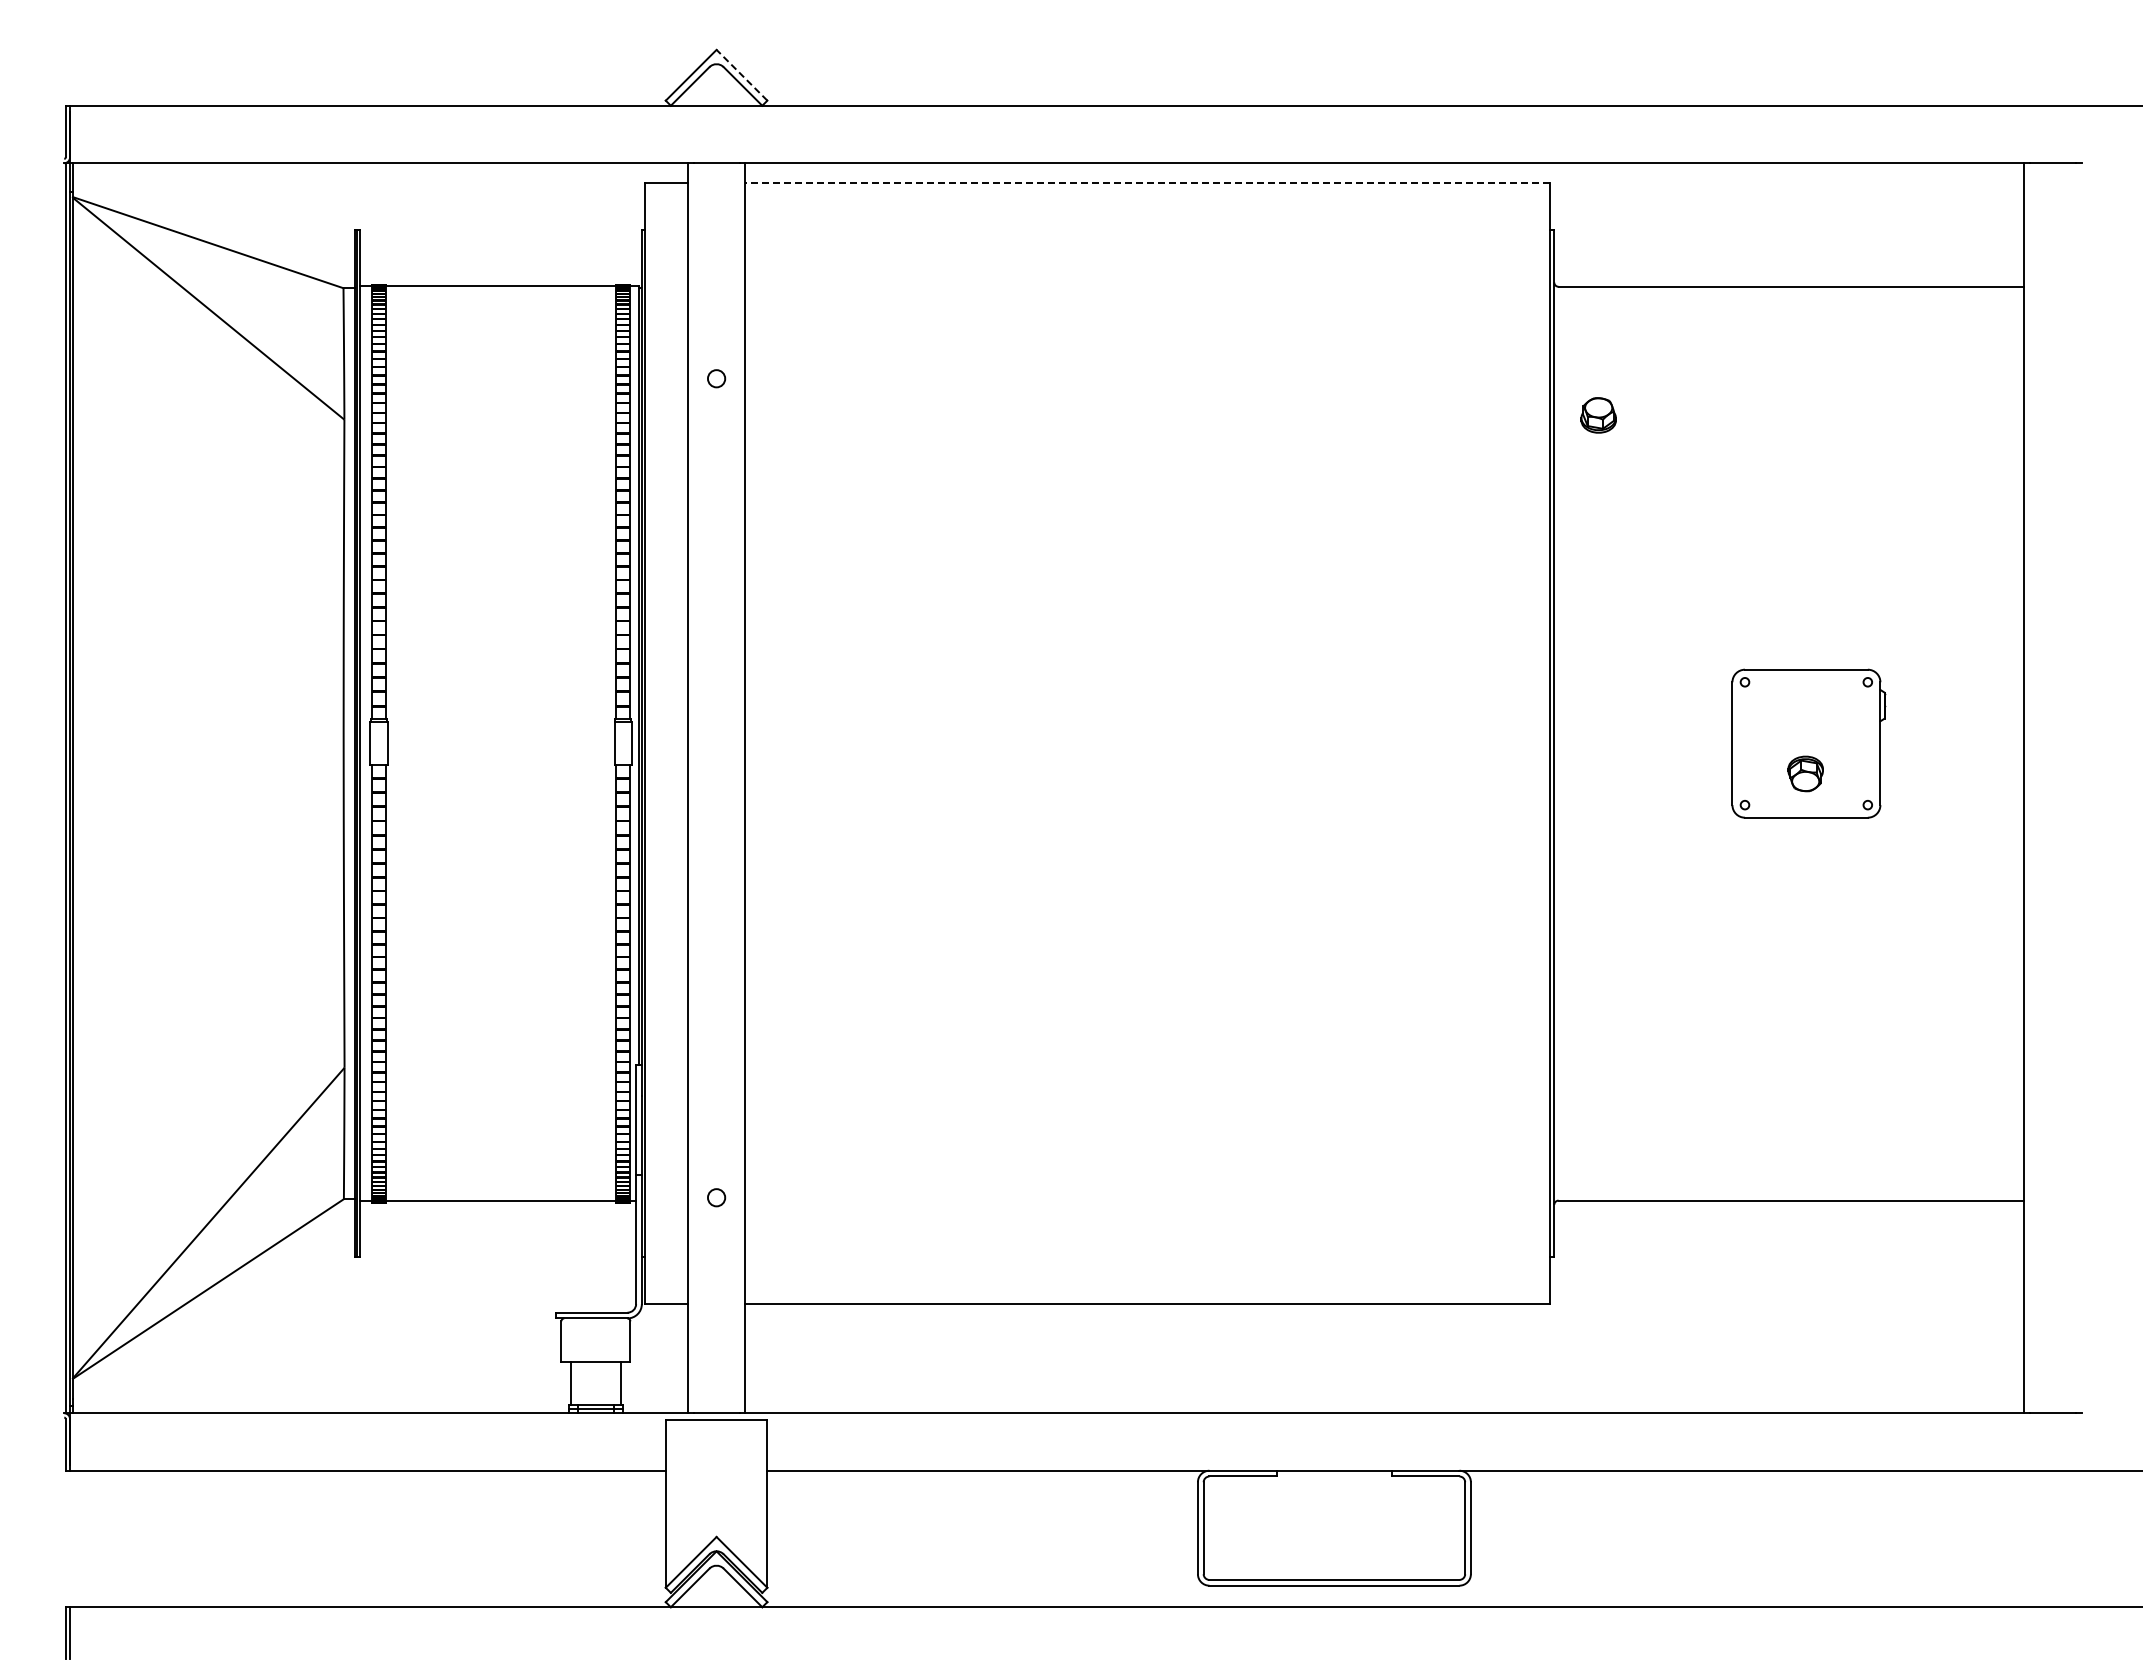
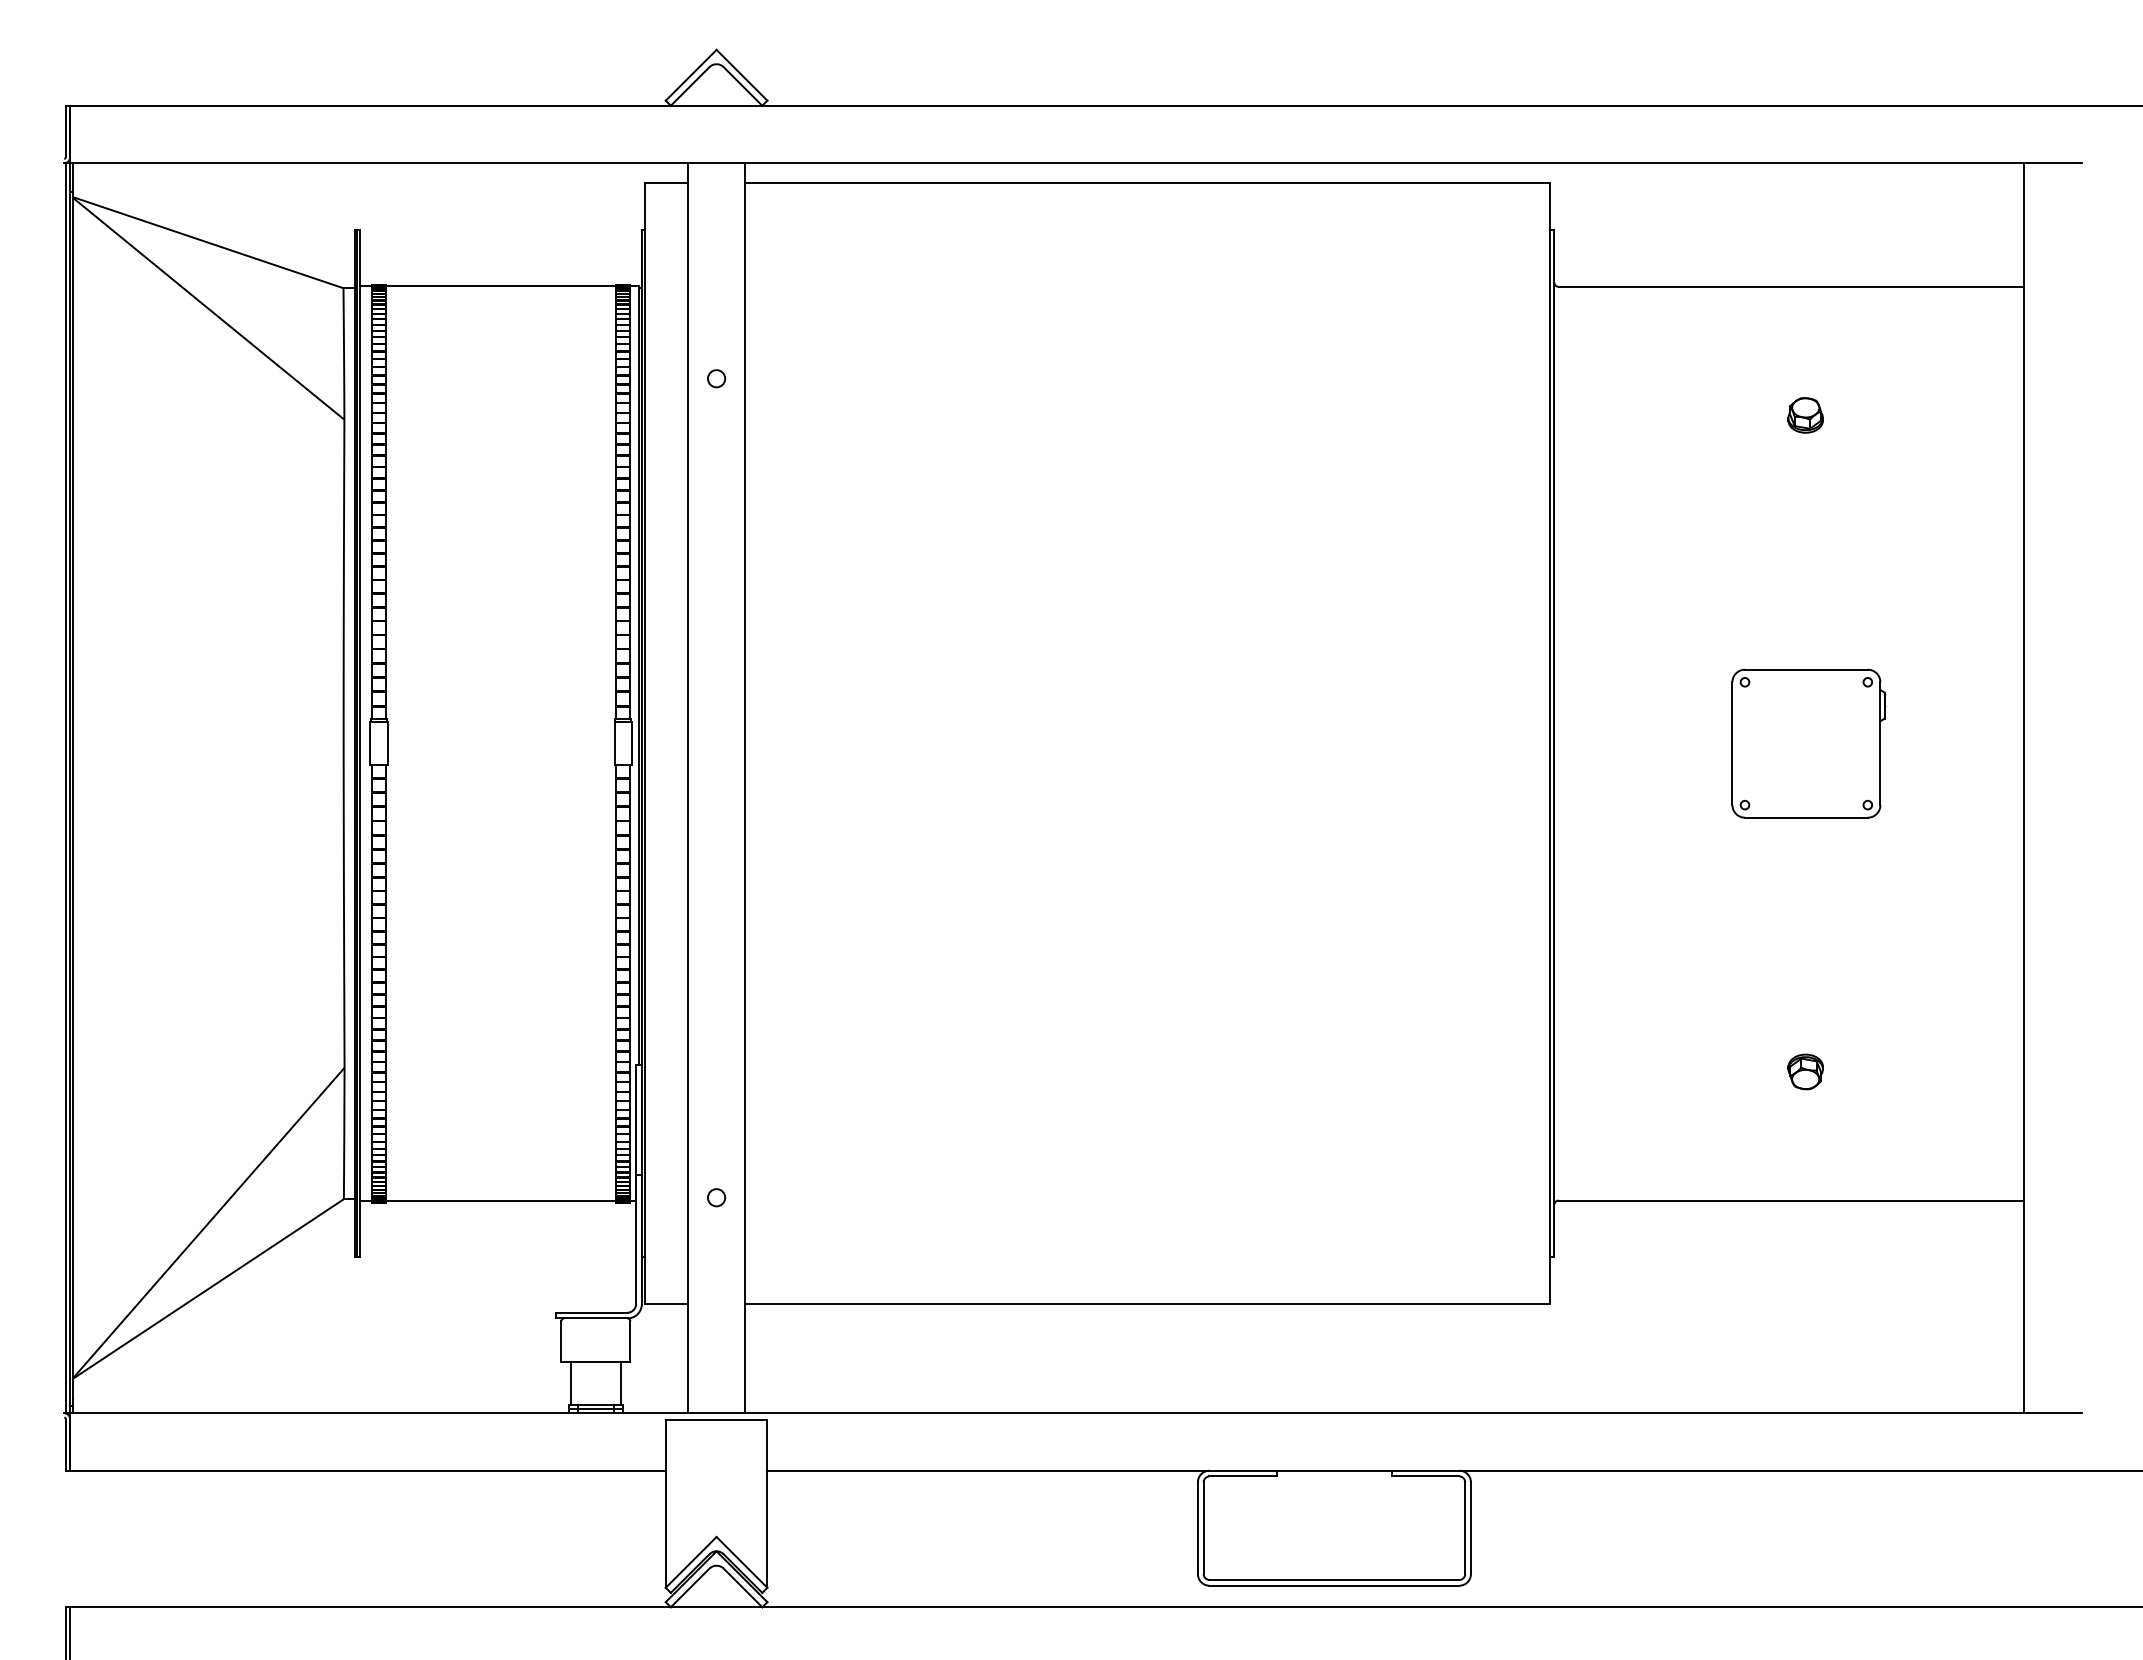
line: dashed -> solid (742, 75)
line: dashed -> solid (1147, 183)
part position: (1598, 415) -> (1805, 415) (1805, 415)
part position: (1805, 773) -> (1805, 1071) (1805, 1071)
